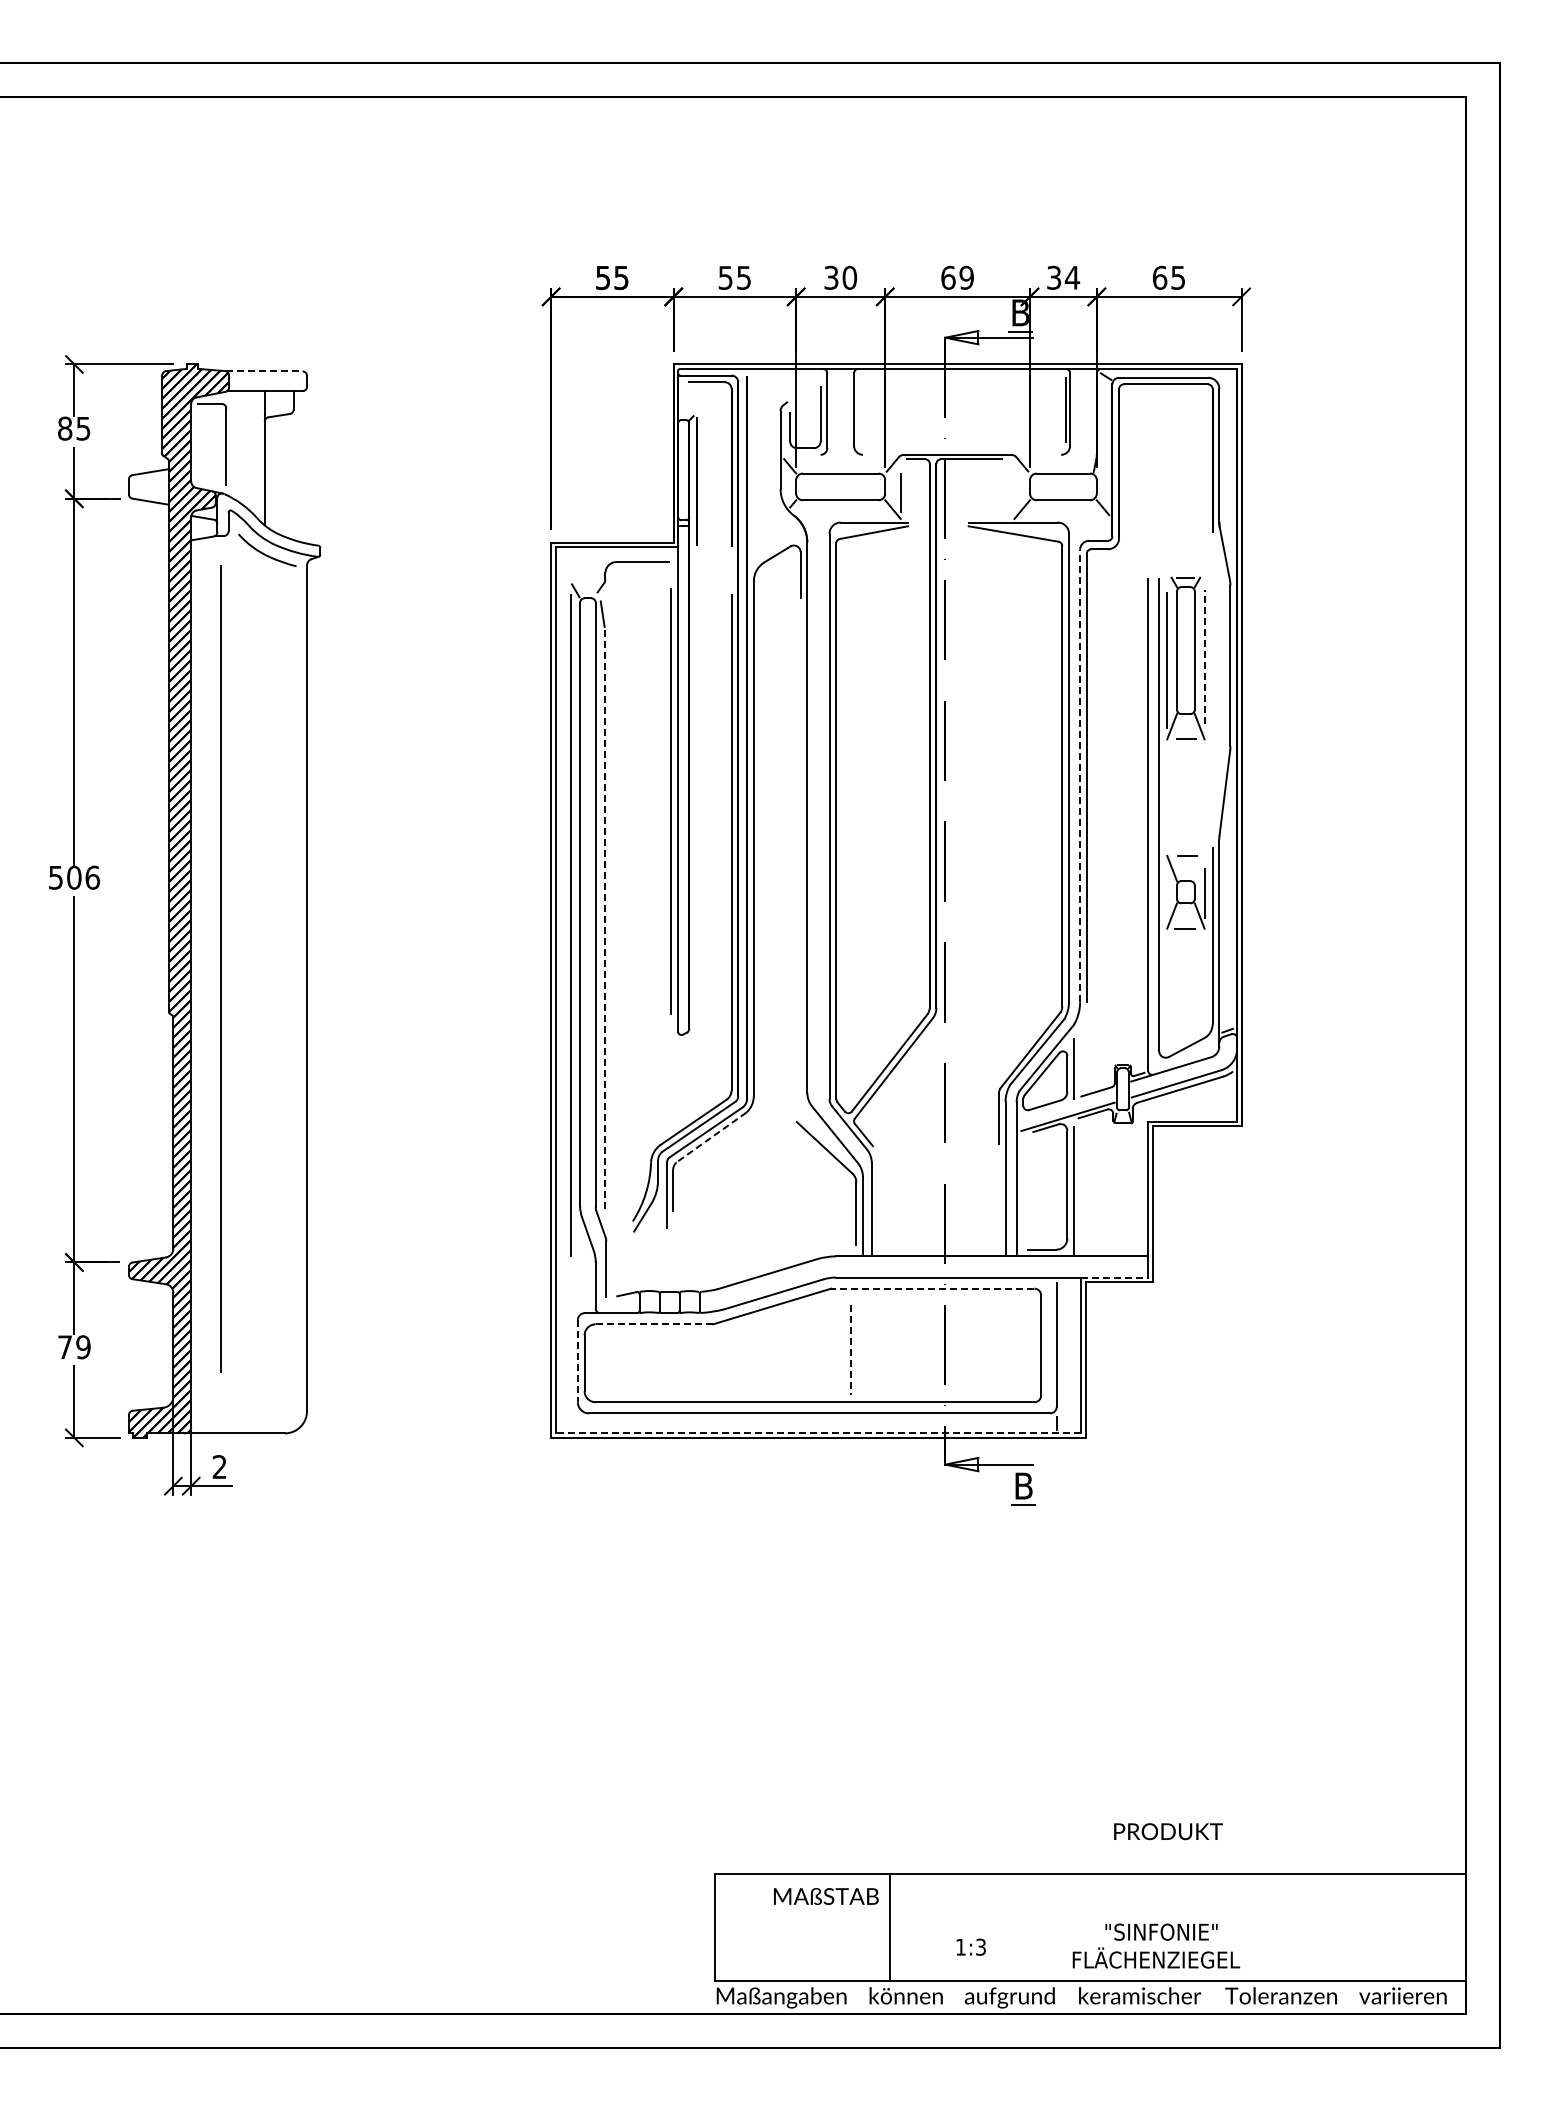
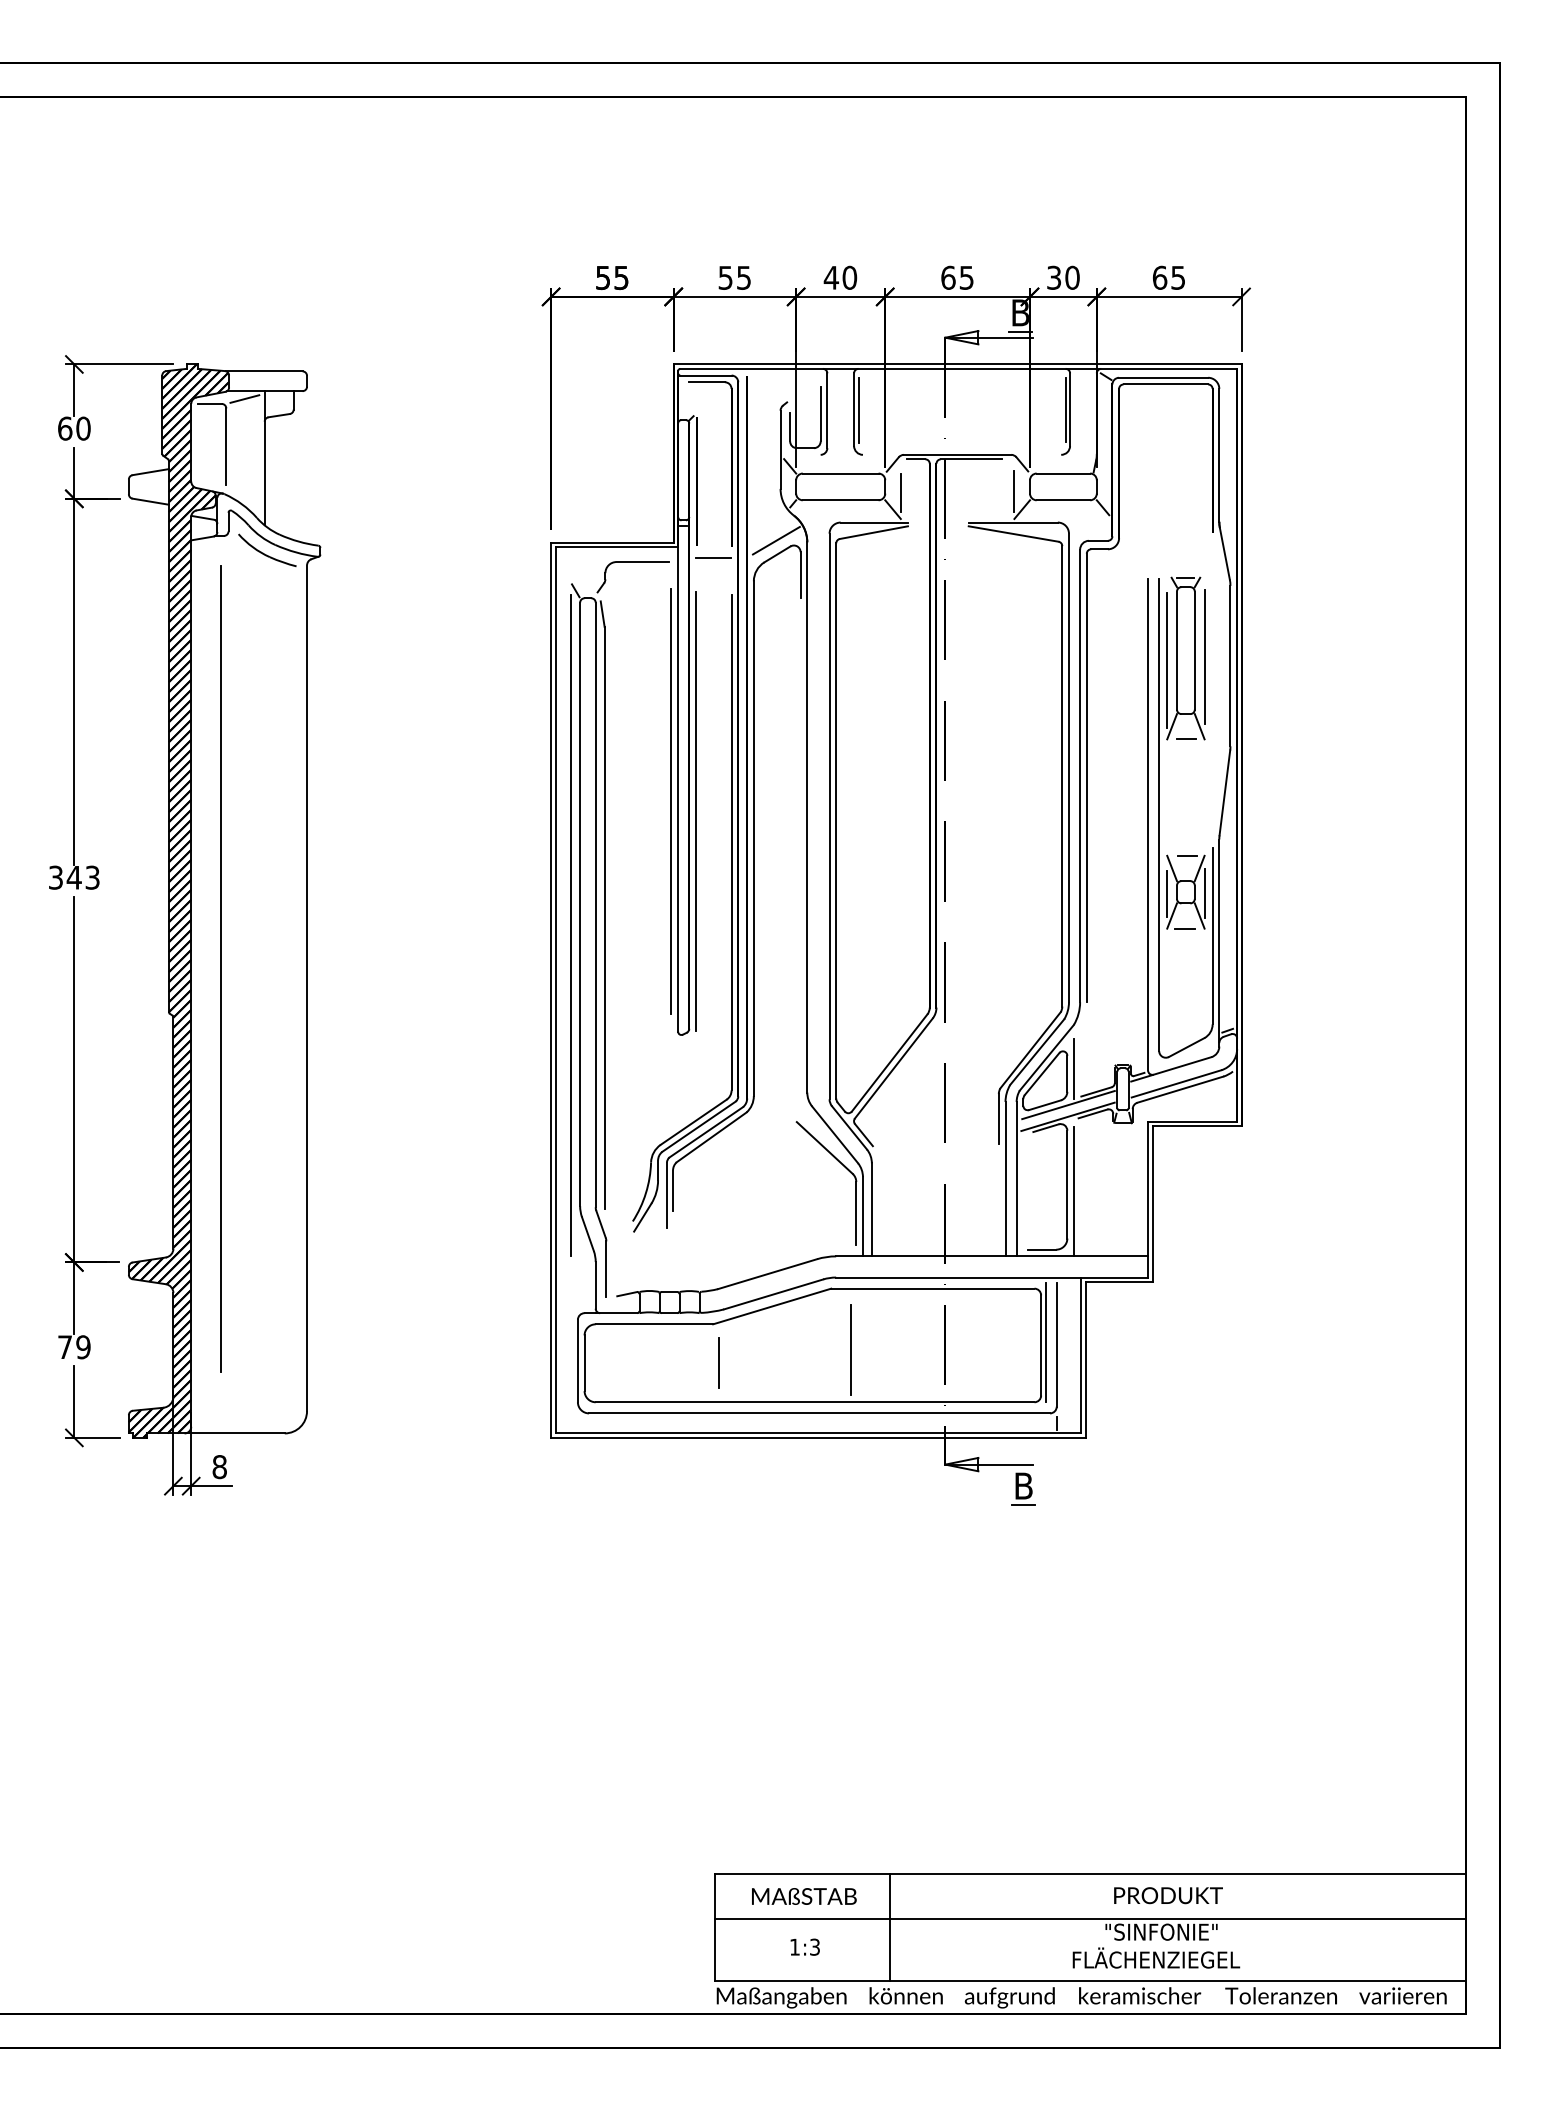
text: 30 -> 40 (831, 277)
text: 69 -> 65 (966, 277)
text: 34 -> 30 (1072, 277)
line: dashed -> solid (264, 371)
line: none -> present (244, 398)
line: none -> present (858, 410)
text: 85 -> 60 (74, 428)
line: none -> present (1014, 490)
line: none -> present (775, 540)
line: none -> present (713, 558)
line: dashed -> solid (1204, 656)
line: dashed -> solid (1080, 775)
line: none -> present (695, 811)
line: none -> present (1199, 868)
text: 506 -> 343 (74, 877)
line: none -> present (1167, 893)
line: dashed -> solid (604, 917)
line: none -> present (1068, 1104)
line: dashed -> solid (711, 1137)
line: dashed -> solid (1115, 1277)
line: dashed -> solid (932, 1288)
line: dashed -> solid (654, 1324)
line: none -> present (1045, 1342)
line: dashed -> solid (851, 1350)
line: dashed -> solid (577, 1361)
line: none -> present (718, 1362)
line: dashed -> solid (818, 1433)
text: 2 -> 8 (219, 1467)
text position: (1168, 1831) -> (1168, 1895) (1168, 1895)
text position: (826, 1896) -> (804, 1896) (804, 1896)
line: none -> present (1090, 1918)
text position: (970, 1946) -> (804, 1946) (804, 1946)
